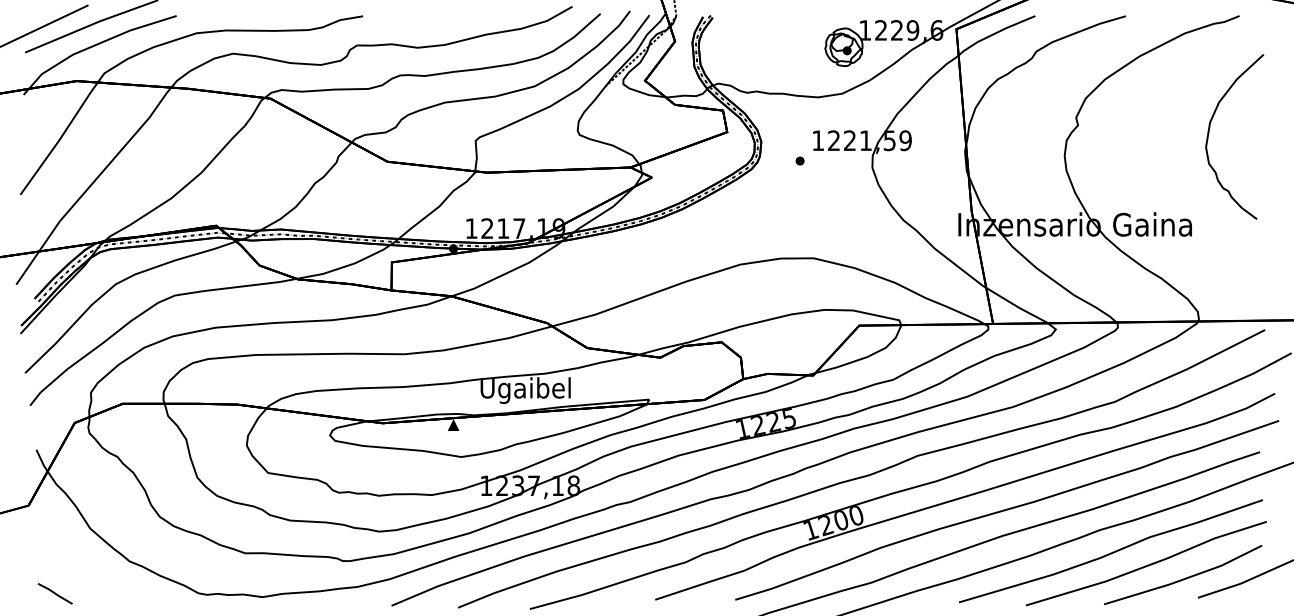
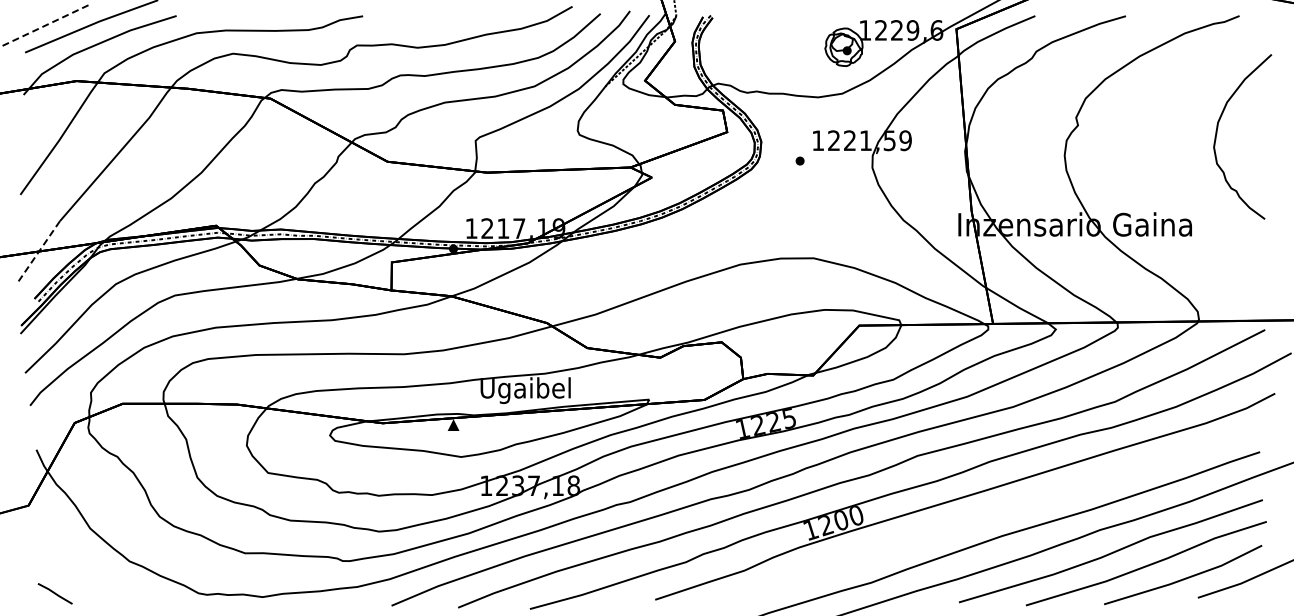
line: solid -> dashed (44, 26)
curve position: (1209, 134) -> (1217, 134) (1217, 134)
line: solid -> dashed (38, 252)
curve: present -> none (1007, 510)
